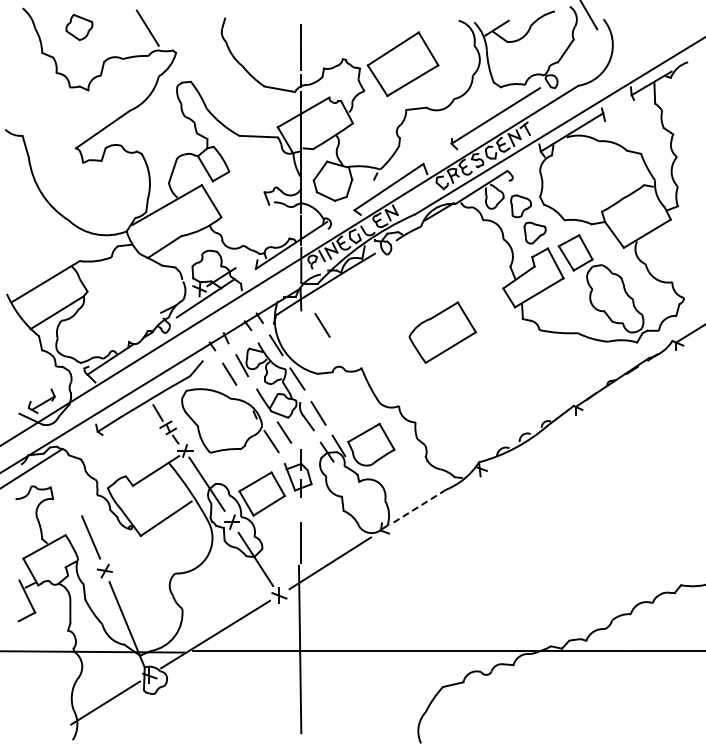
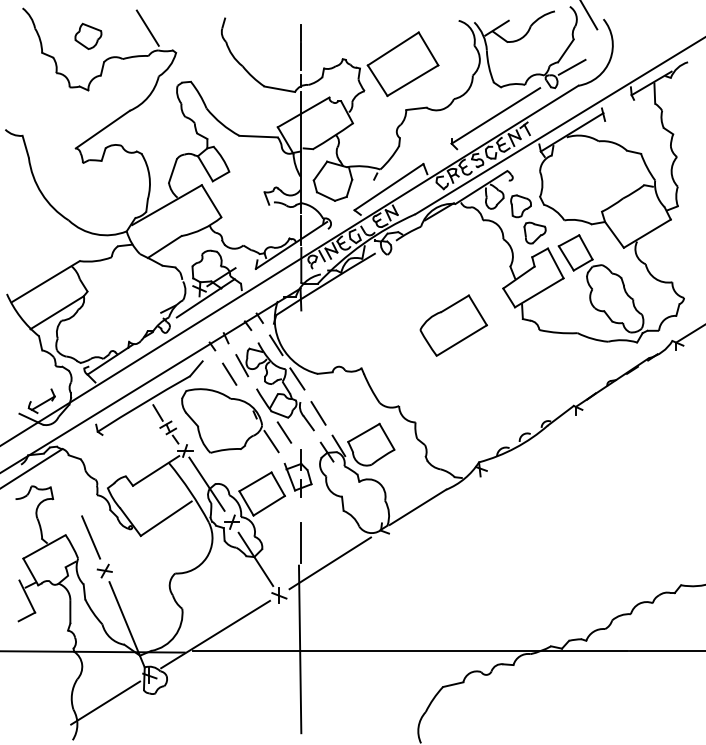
part position: (79, 26) -> (88, 35) (88, 35)
line: none -> present (571, 66)
line: present -> none (322, 325)
part position: (442, 332) -> (453, 325) (453, 325)
line: dashed -> solid (417, 507)
